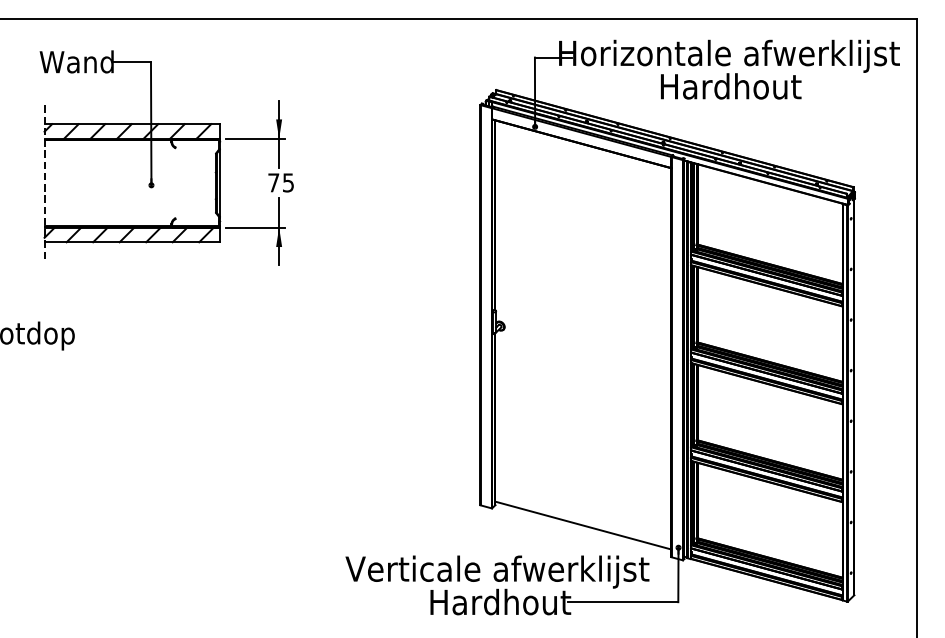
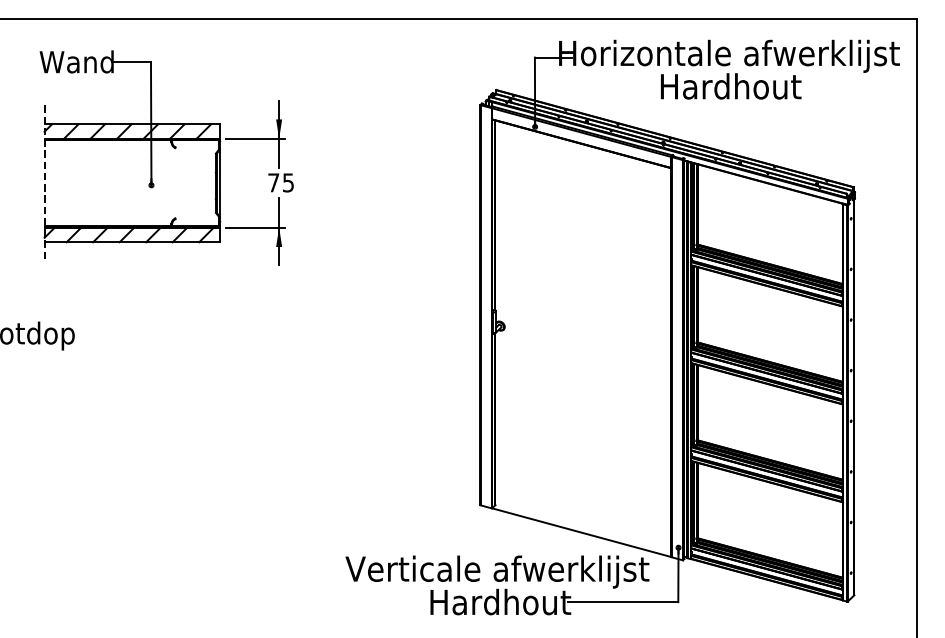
line position: (583, 525) -> (581, 532) (581, 532)
